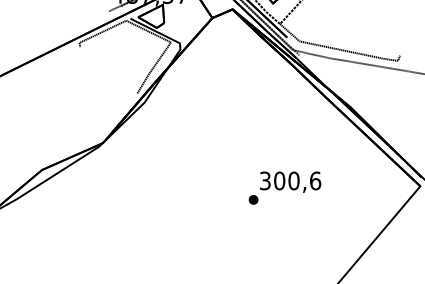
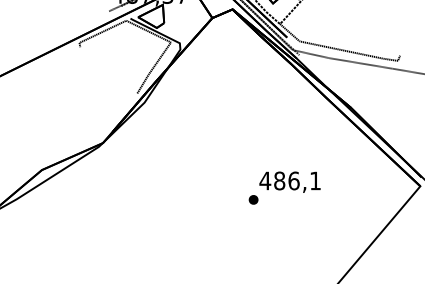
text: 300,6 -> 486,1 (290, 180)
